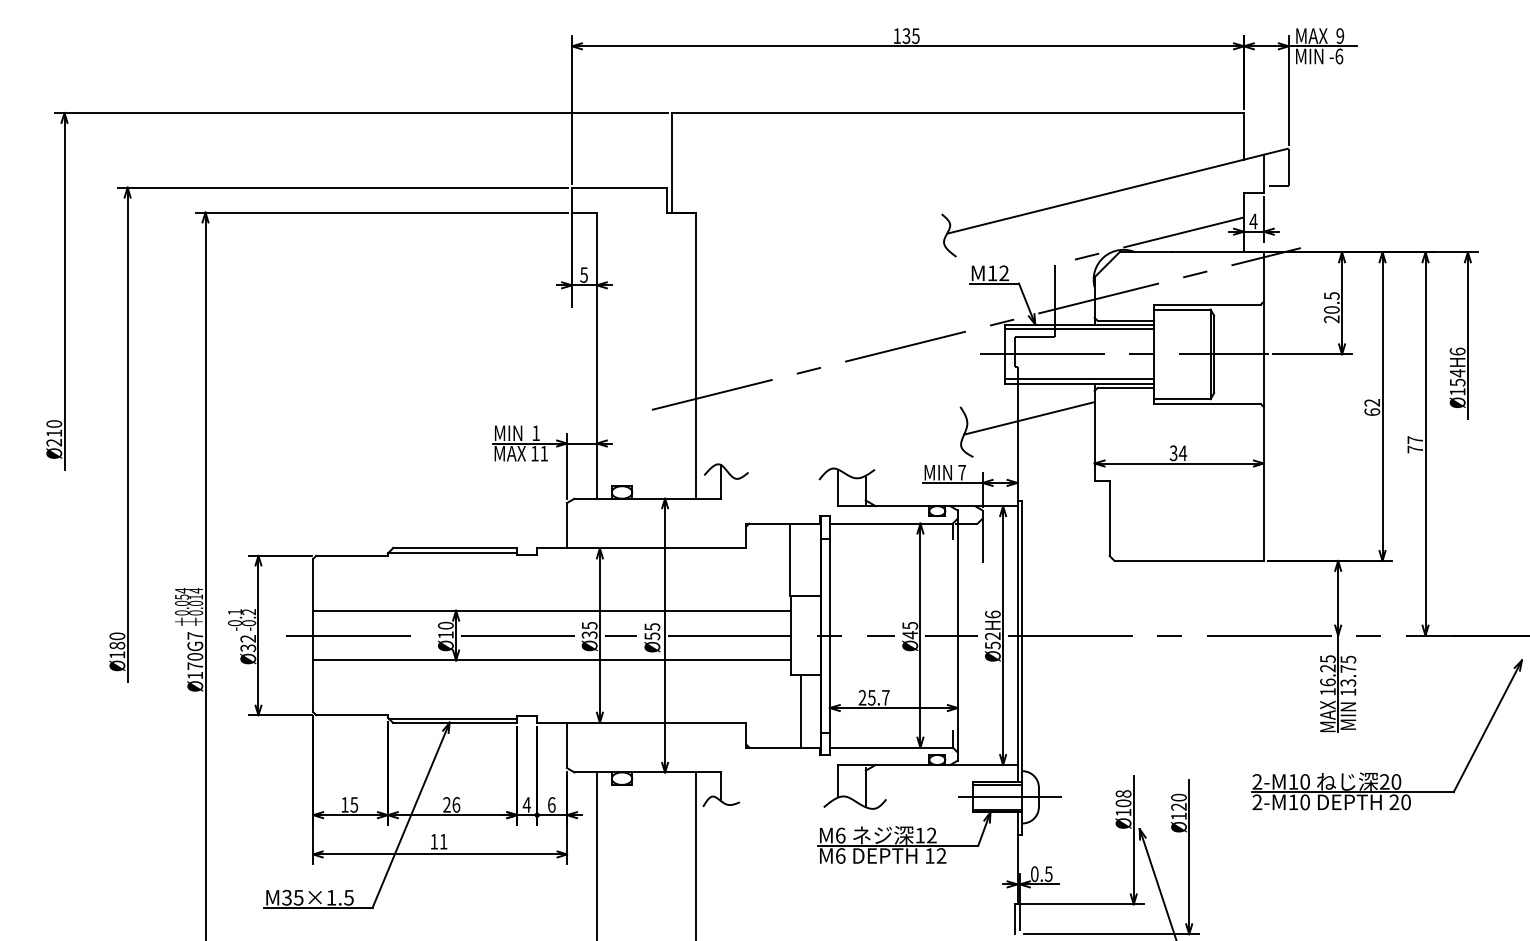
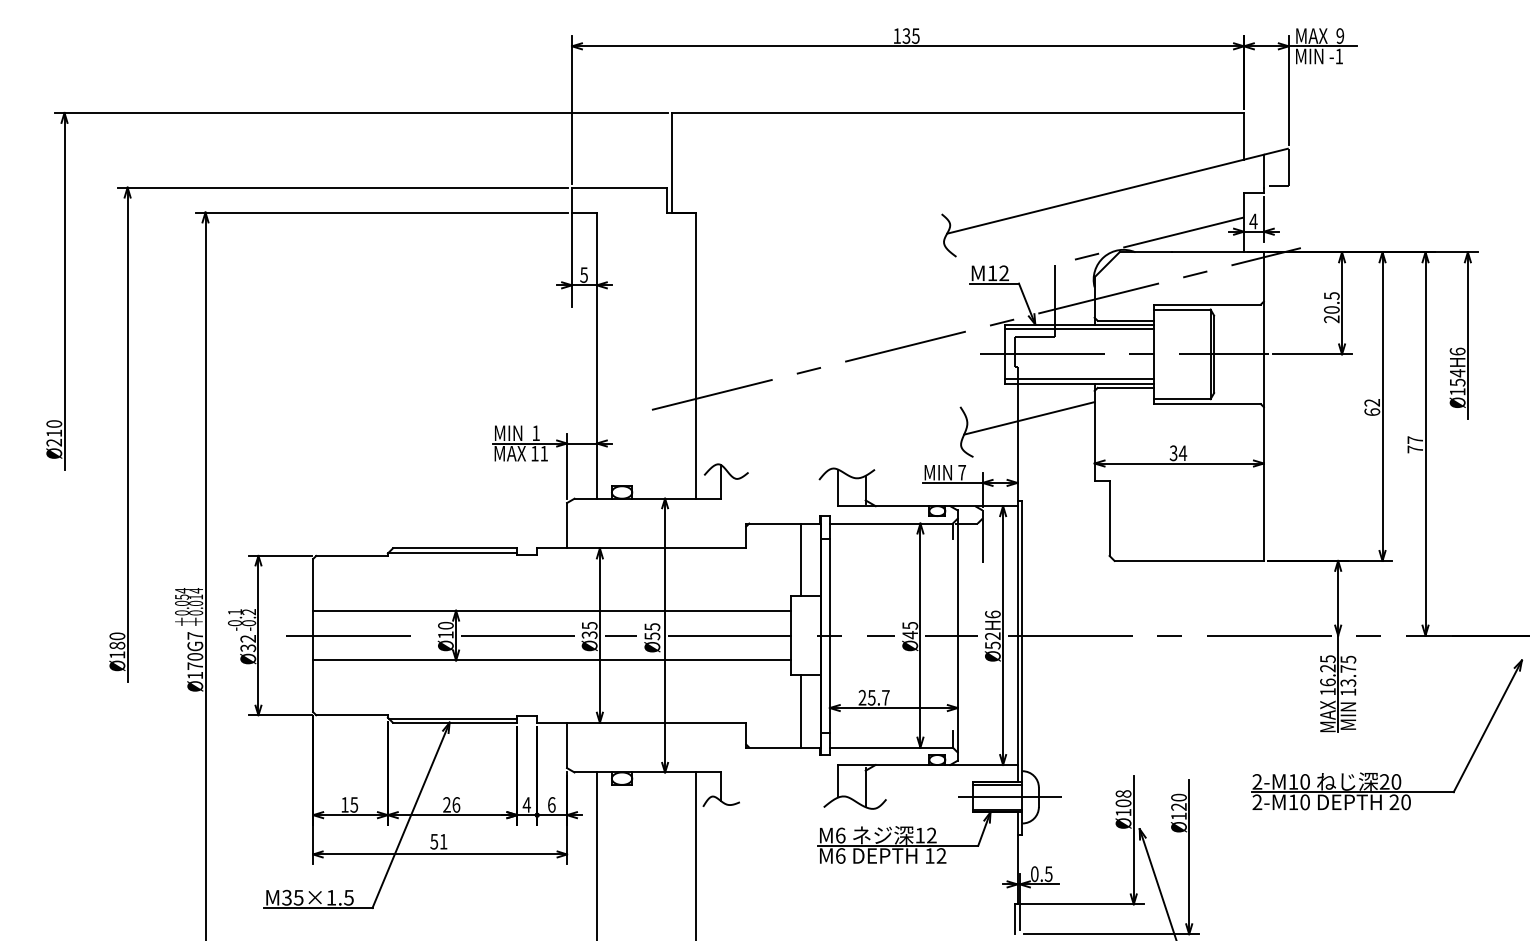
text: -6 -> -1 (1339, 56)
line position: (790, 559) -> (801, 559) (801, 559)
text: 11 -> 51 (434, 841)
